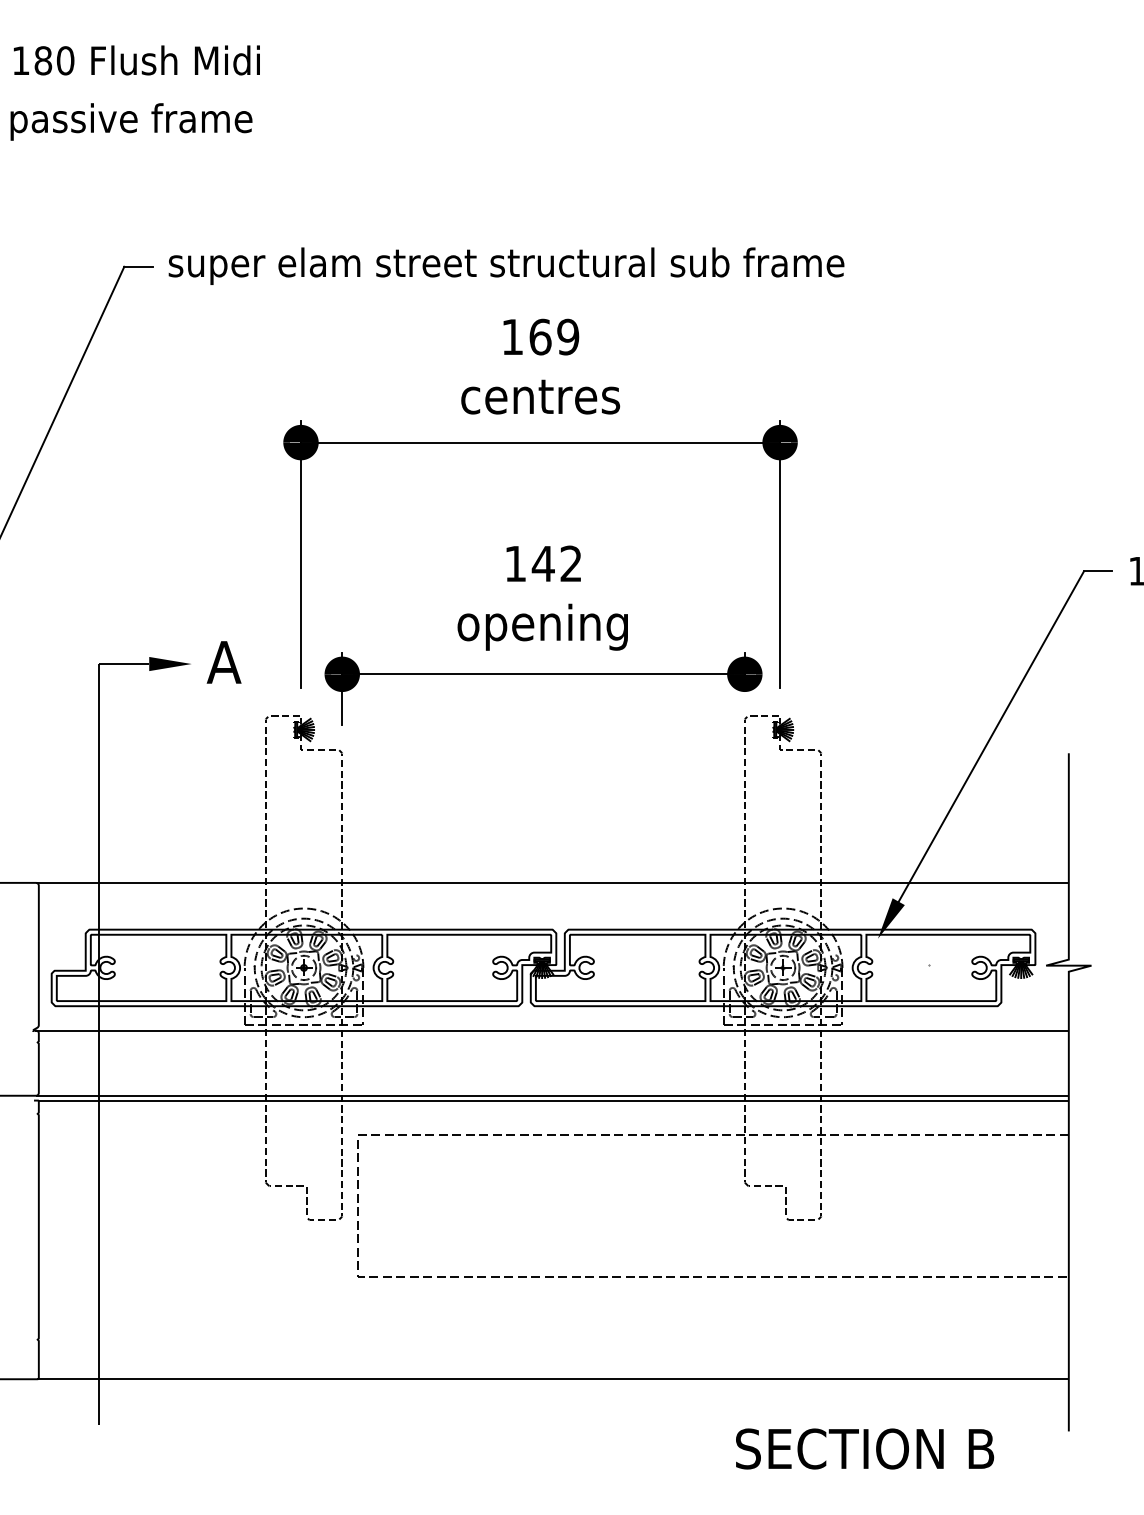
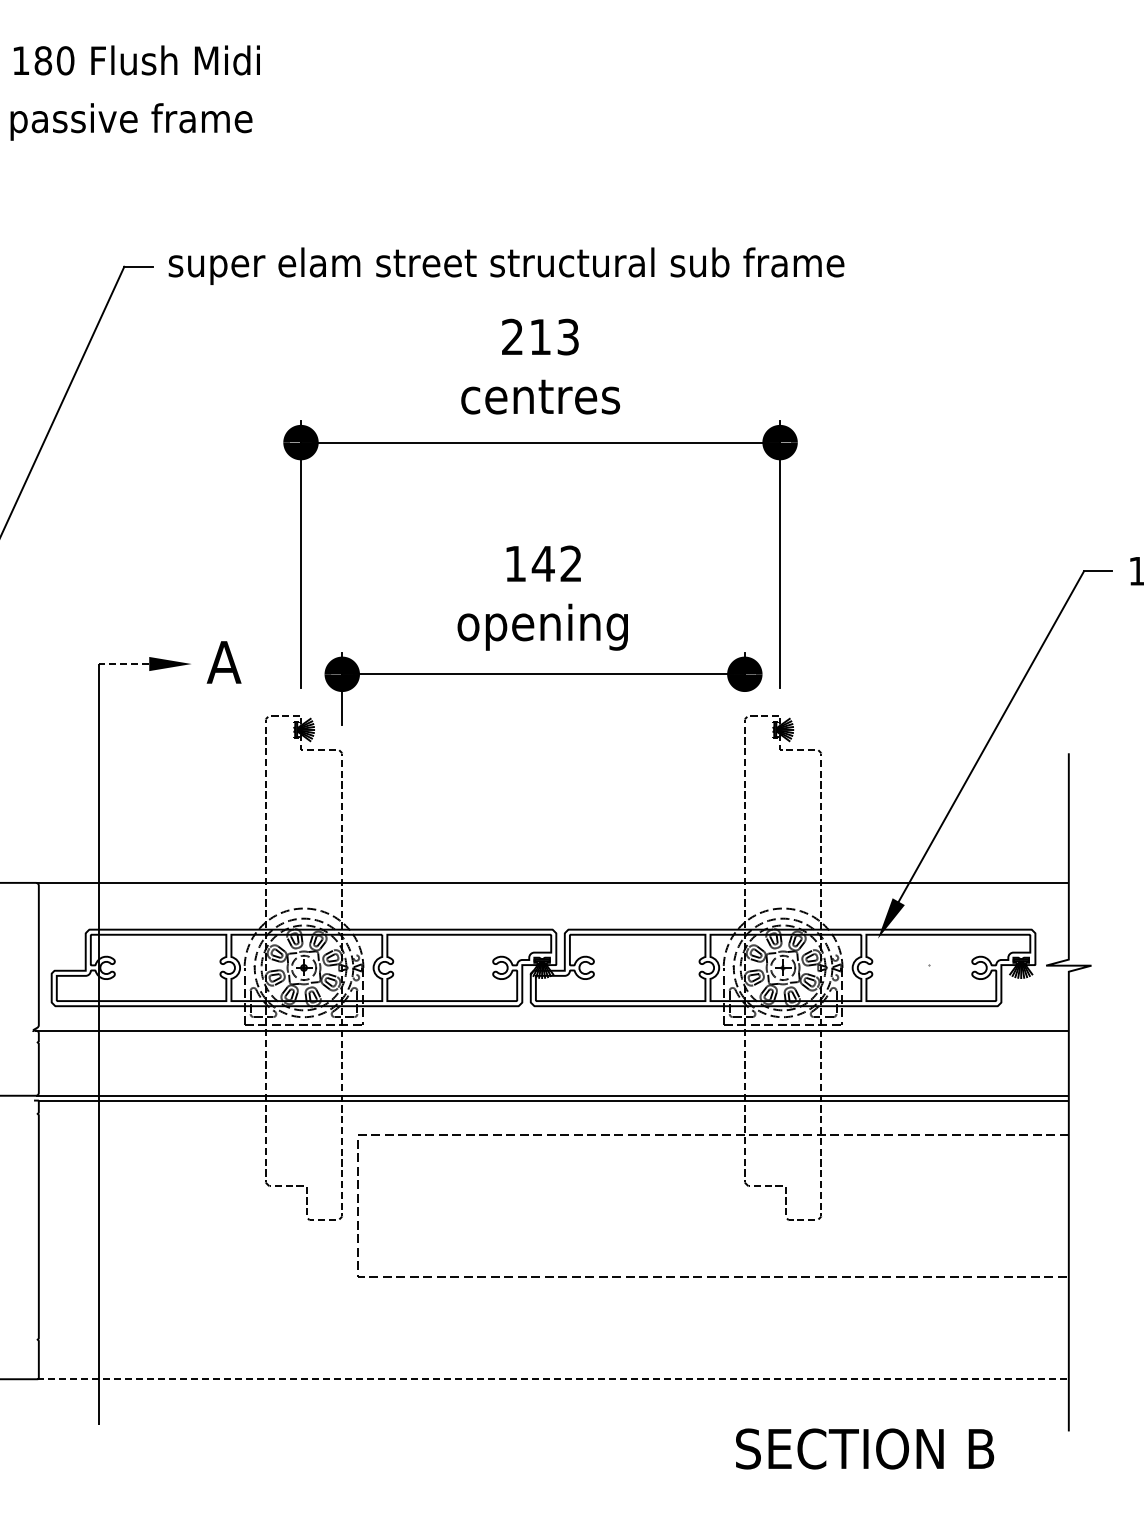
text: 169 -> 213 (540, 336)
line: solid -> dashed (123, 664)
line: solid -> dashed (553, 1379)
